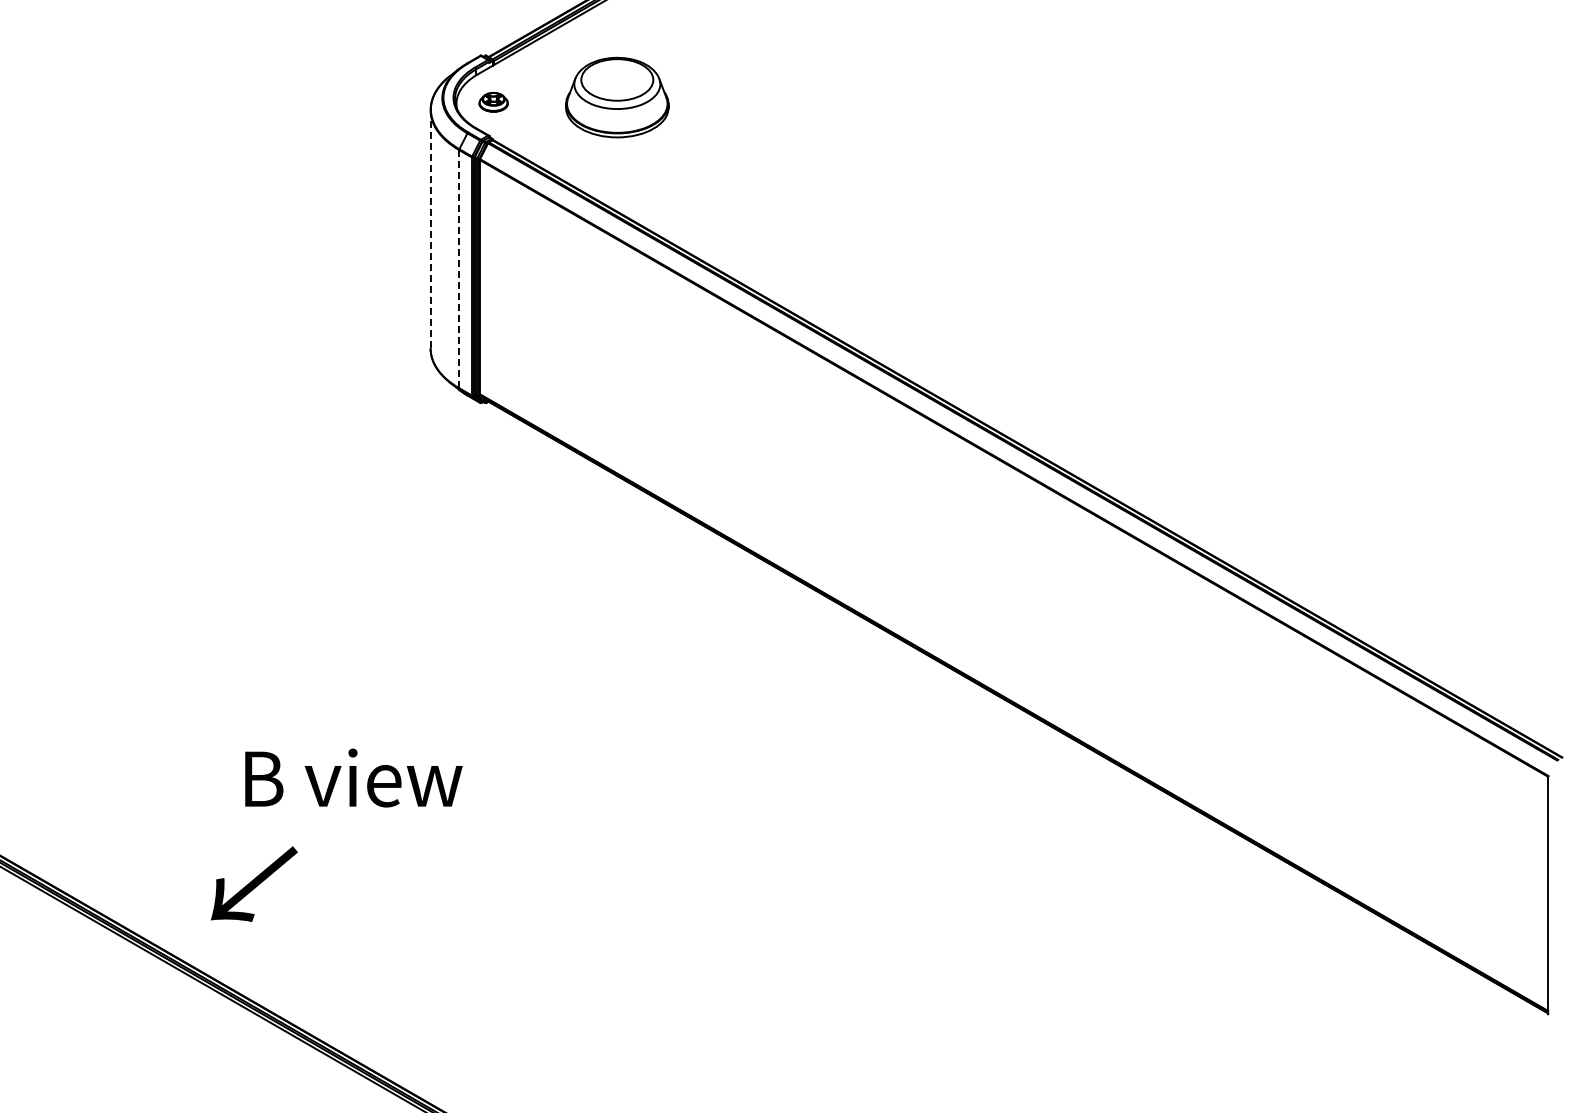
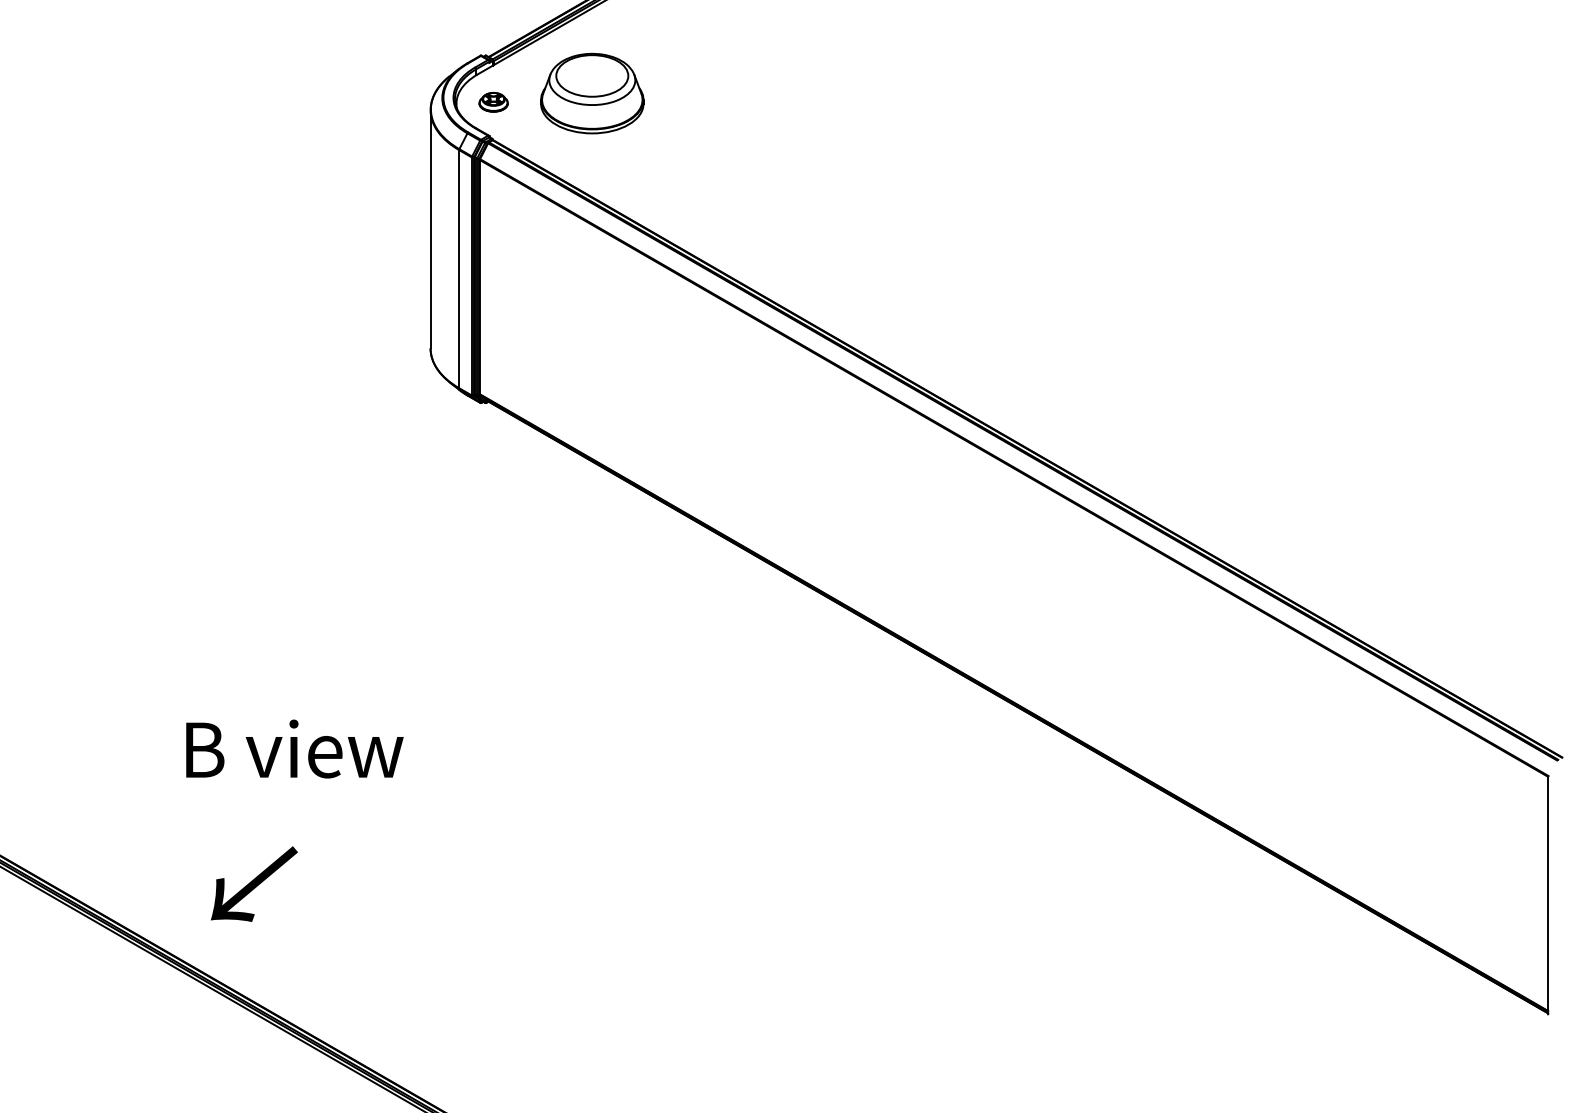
part position: (617, 97) -> (592, 93) (592, 93)
line: dashed -> solid (430, 229)
line: dashed -> solid (459, 268)
text position: (353, 777) -> (294, 748) (294, 748)
